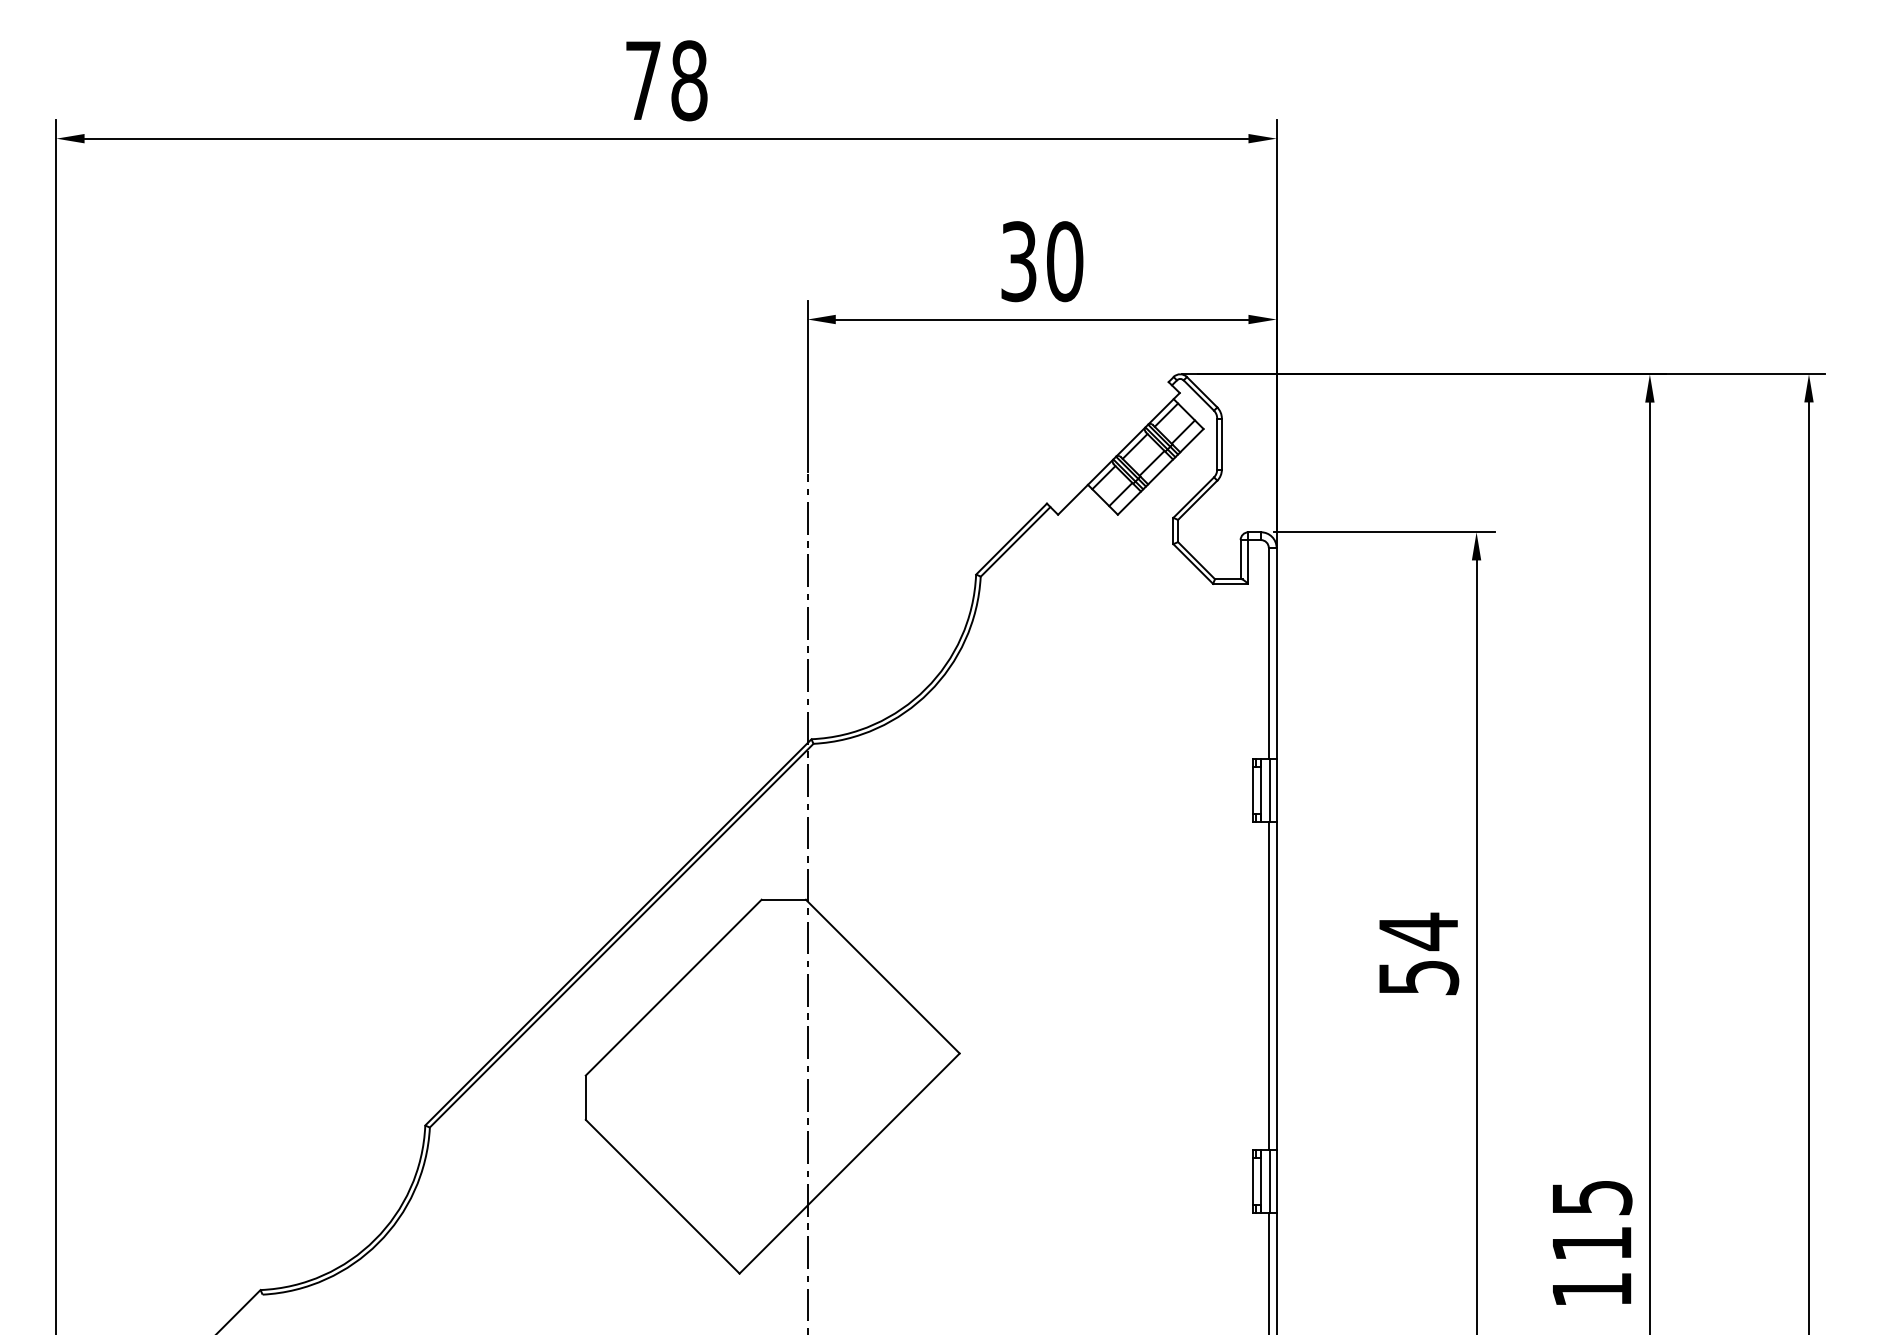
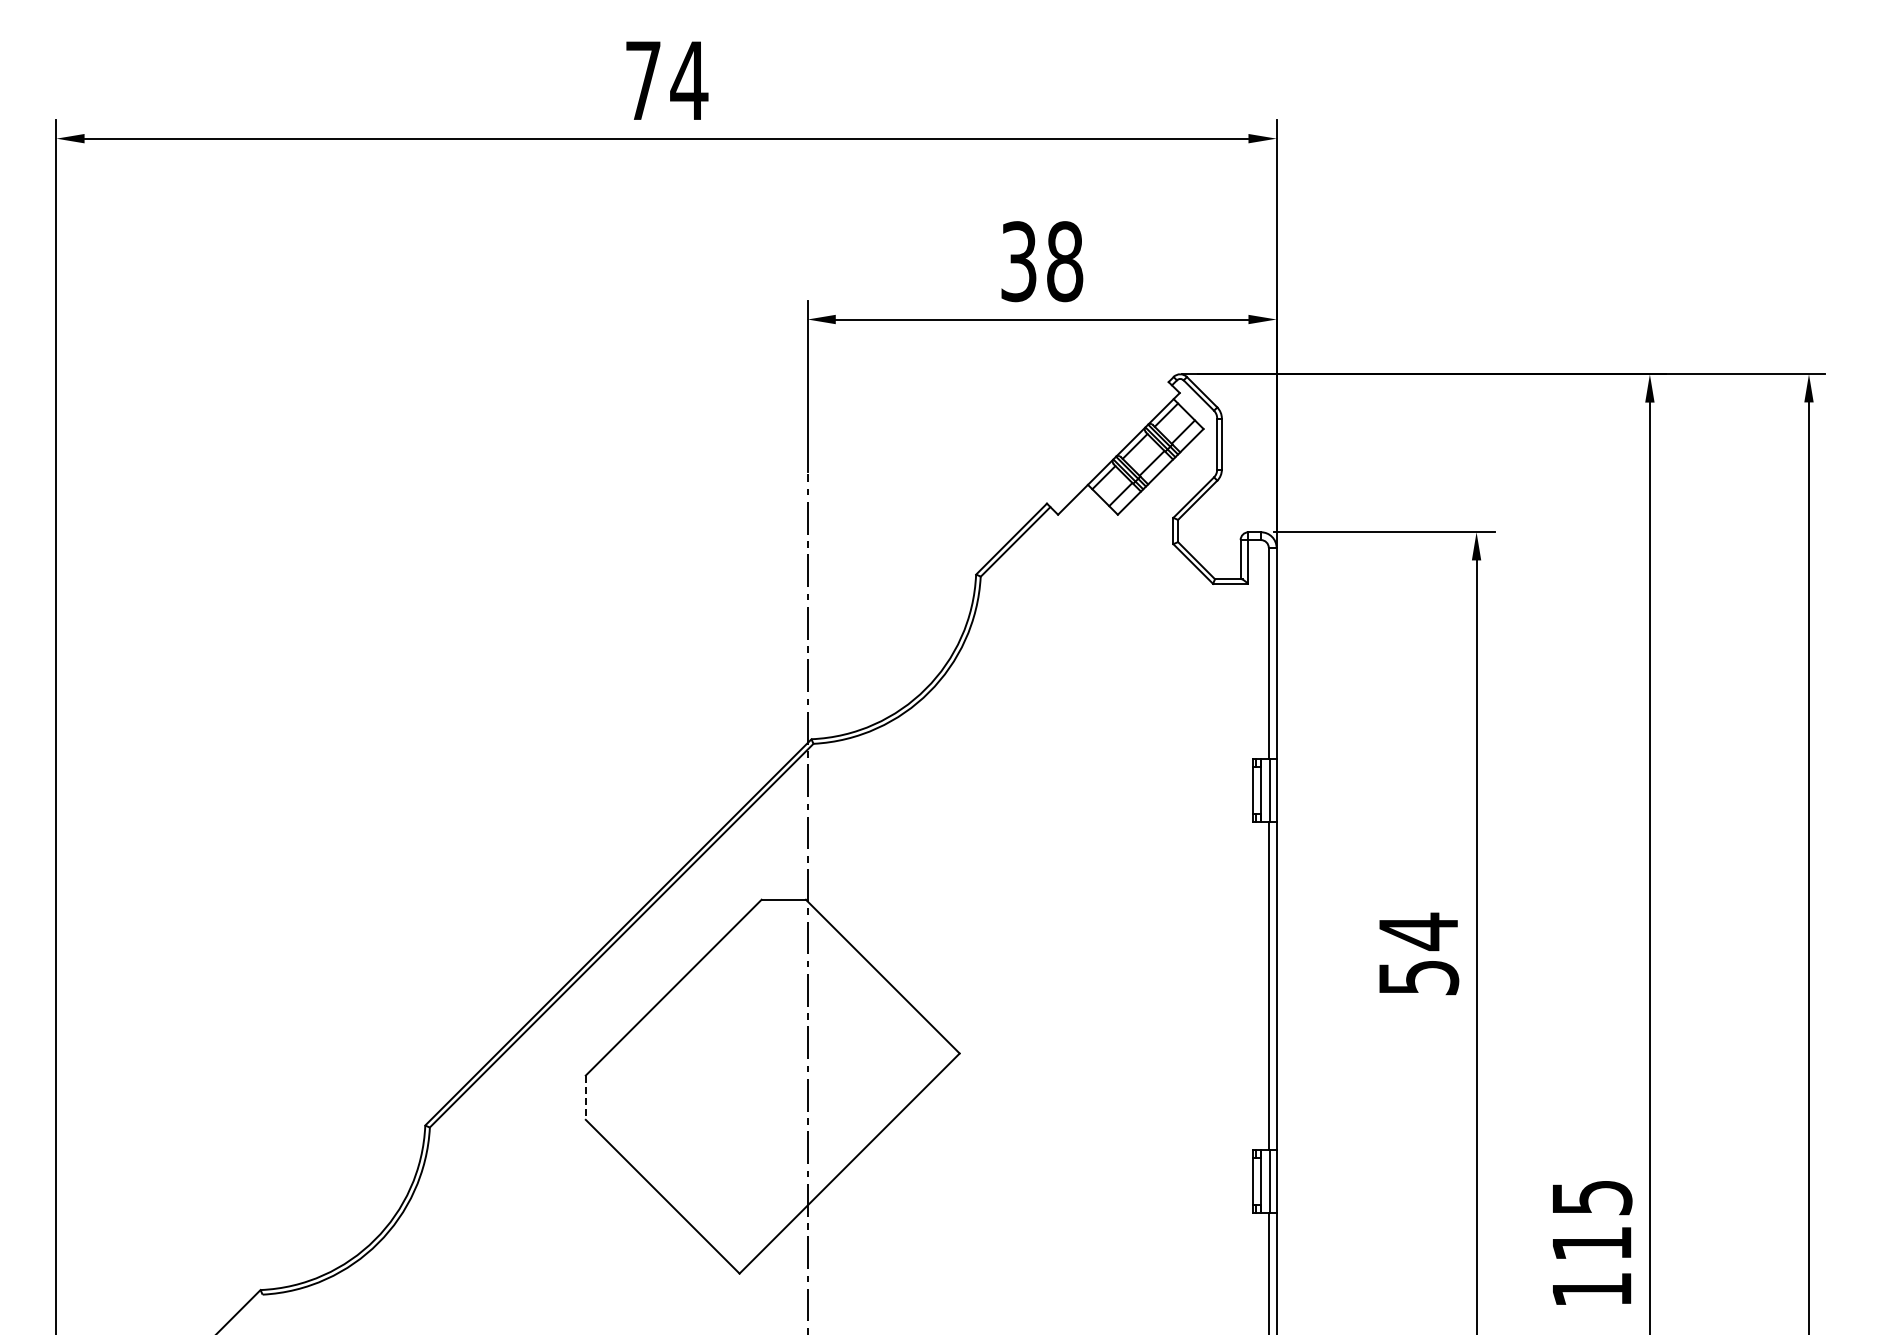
text: 78 -> 74 (689, 80)
text: 30 -> 38 (1065, 261)
line: solid -> dashed (585, 1098)
